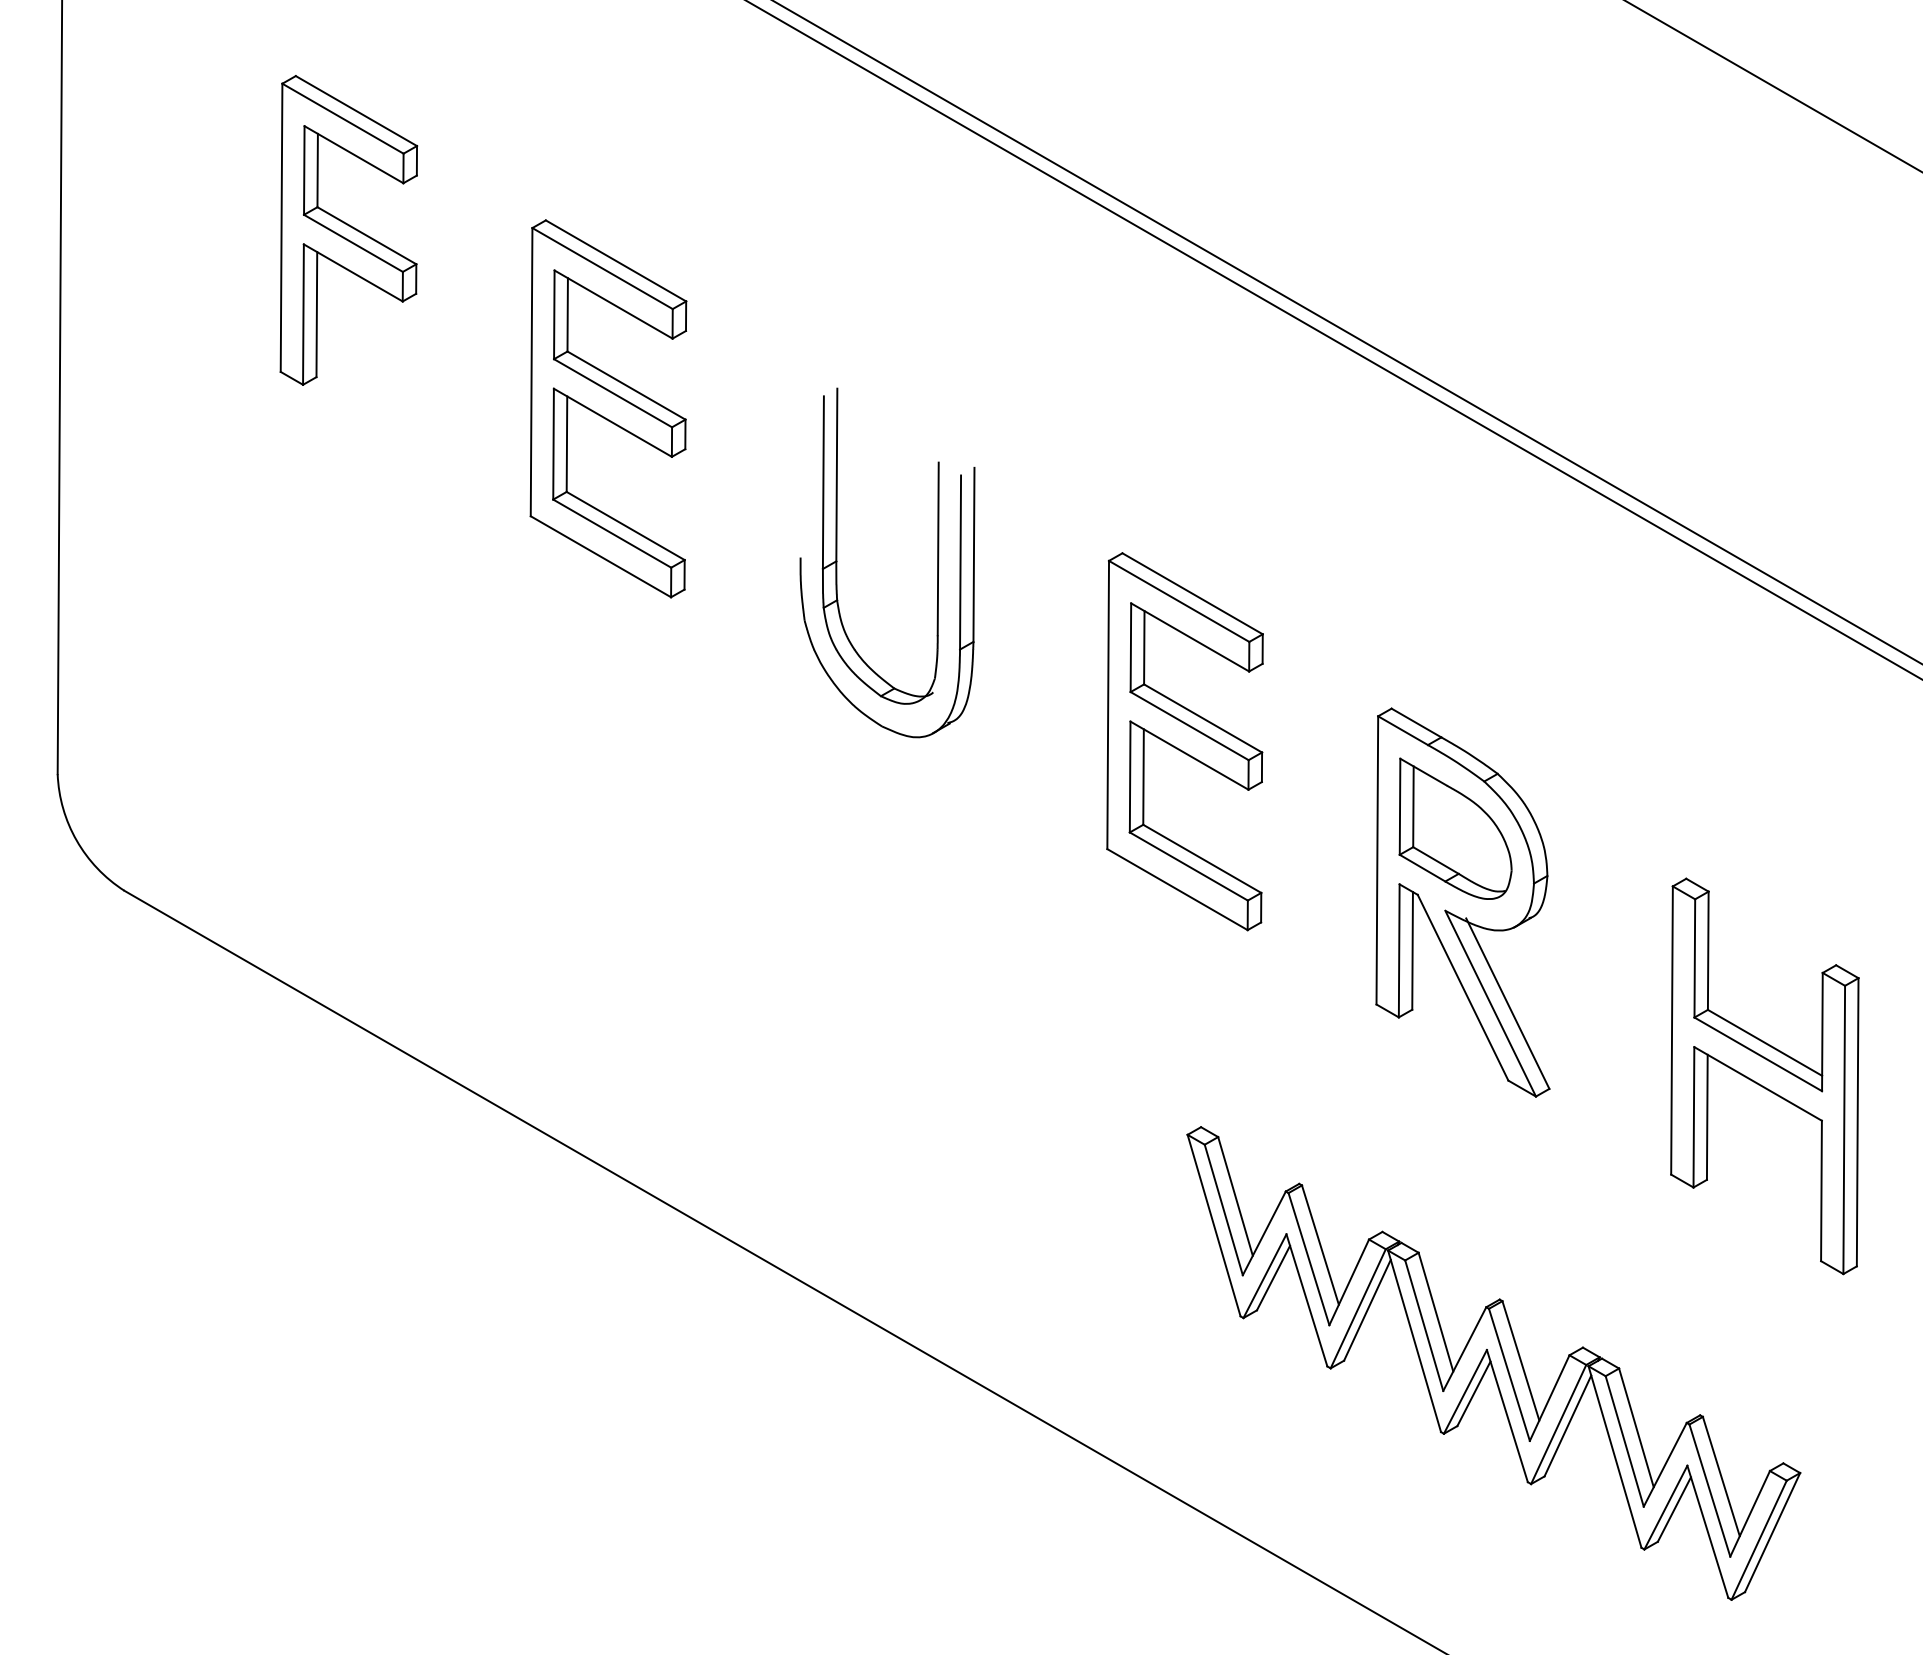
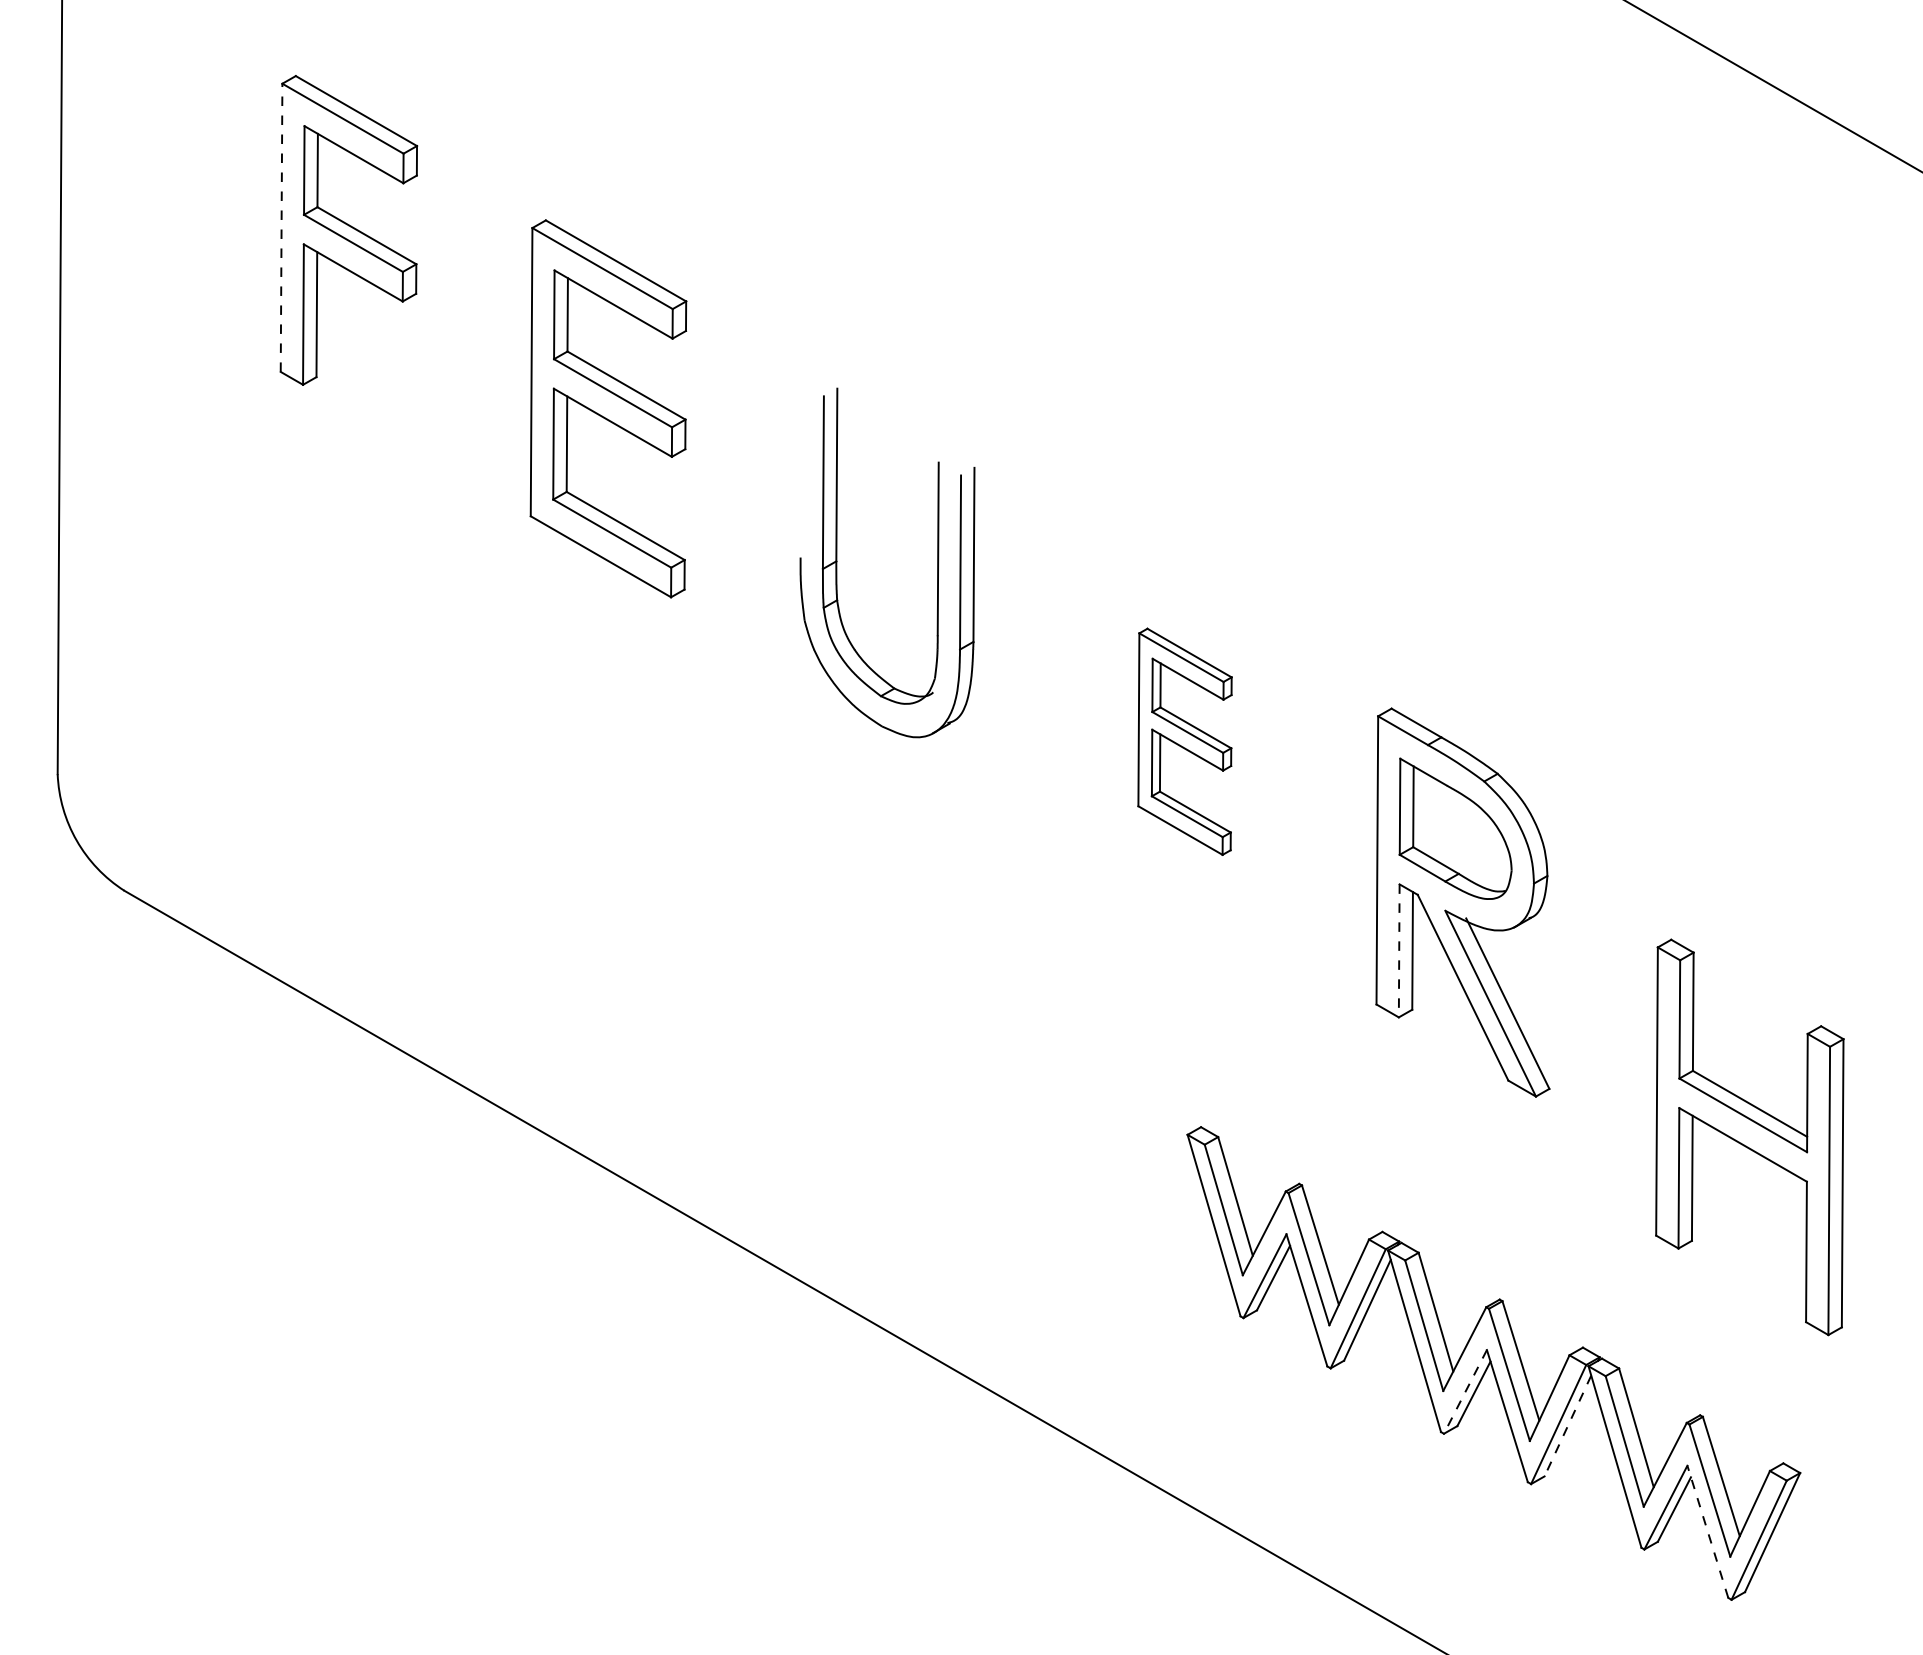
line: solid -> dashed (281, 227)
line: present -> none (1347, 332)
line: present -> none (1334, 339)
part size: 158x380 px -> 96x229 px (1184, 741)
line: solid -> dashed (1399, 950)
part position: (1764, 1076) -> (1749, 1137) (1749, 1137)
line: solid -> dashed (1465, 1392)
line: solid -> dashed (1567, 1426)
line: solid -> dashed (1707, 1531)
